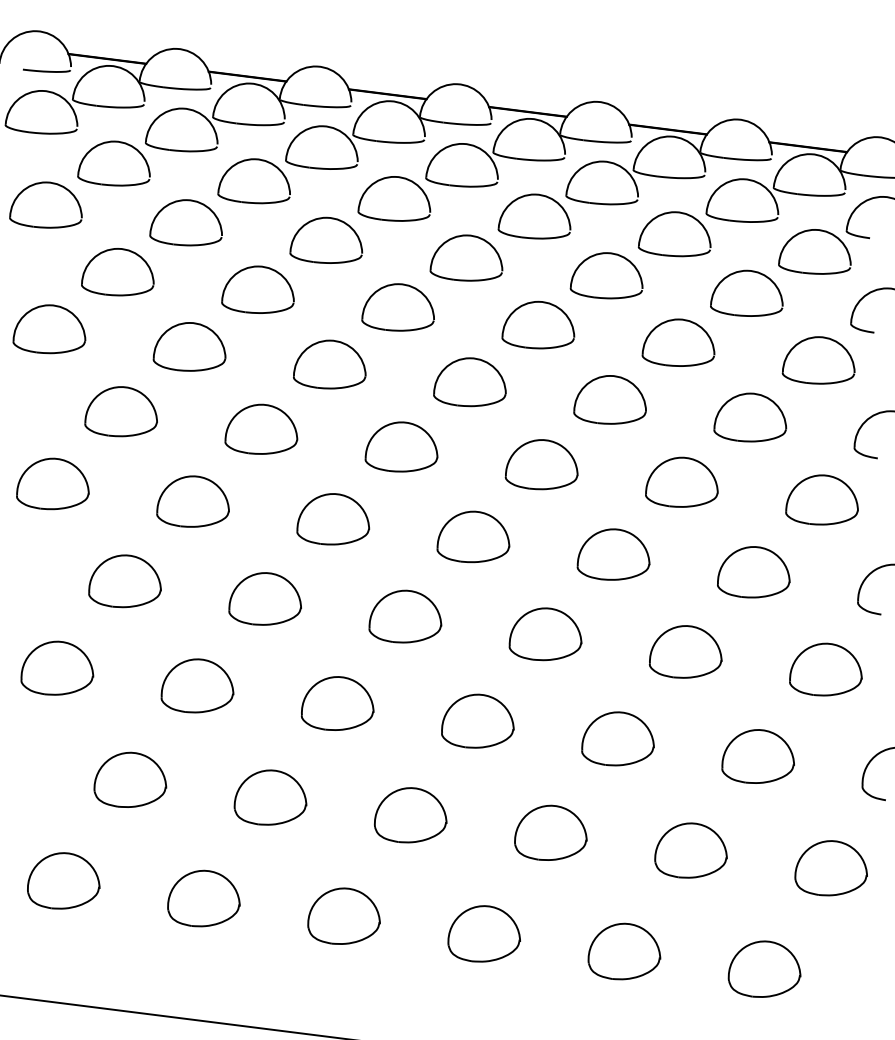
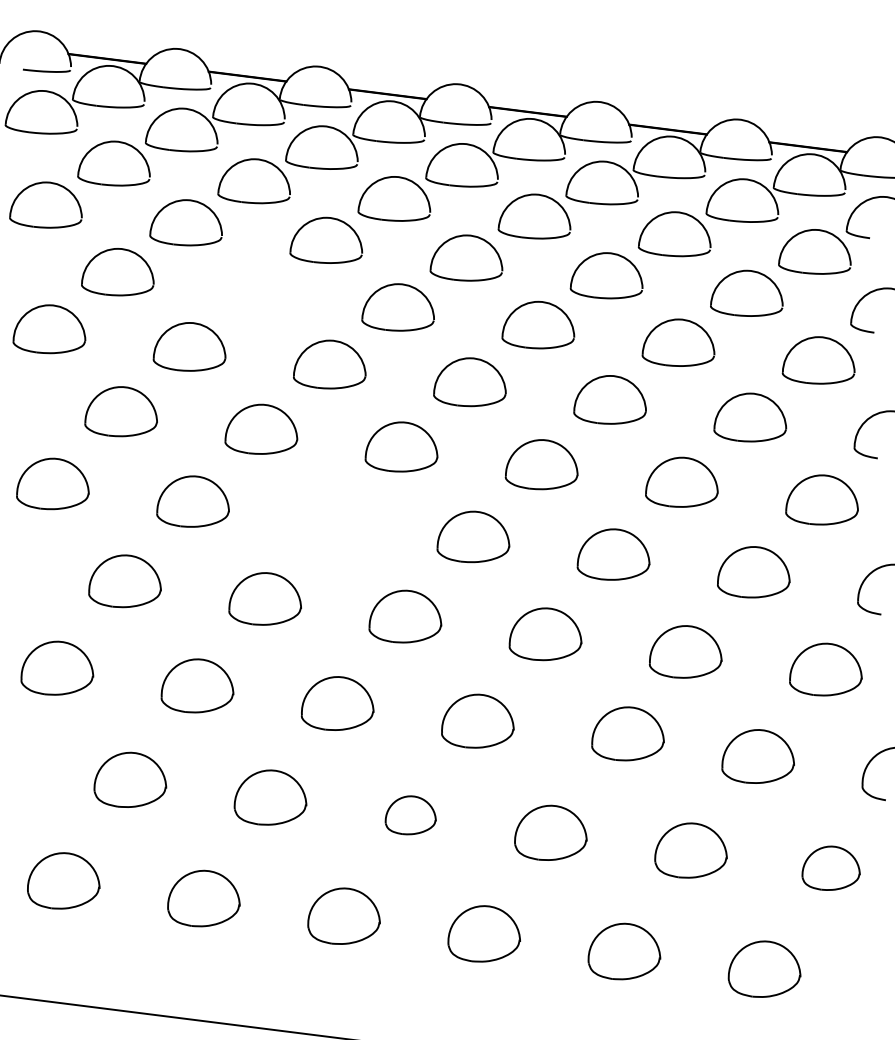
part: present -> none (257, 289)
part: present -> none (333, 519)
part position: (617, 738) -> (627, 733) (627, 733)
part size: 74x57 px -> 53x41 px (410, 815)
part size: 74x57 px -> 60x46 px (830, 867)
